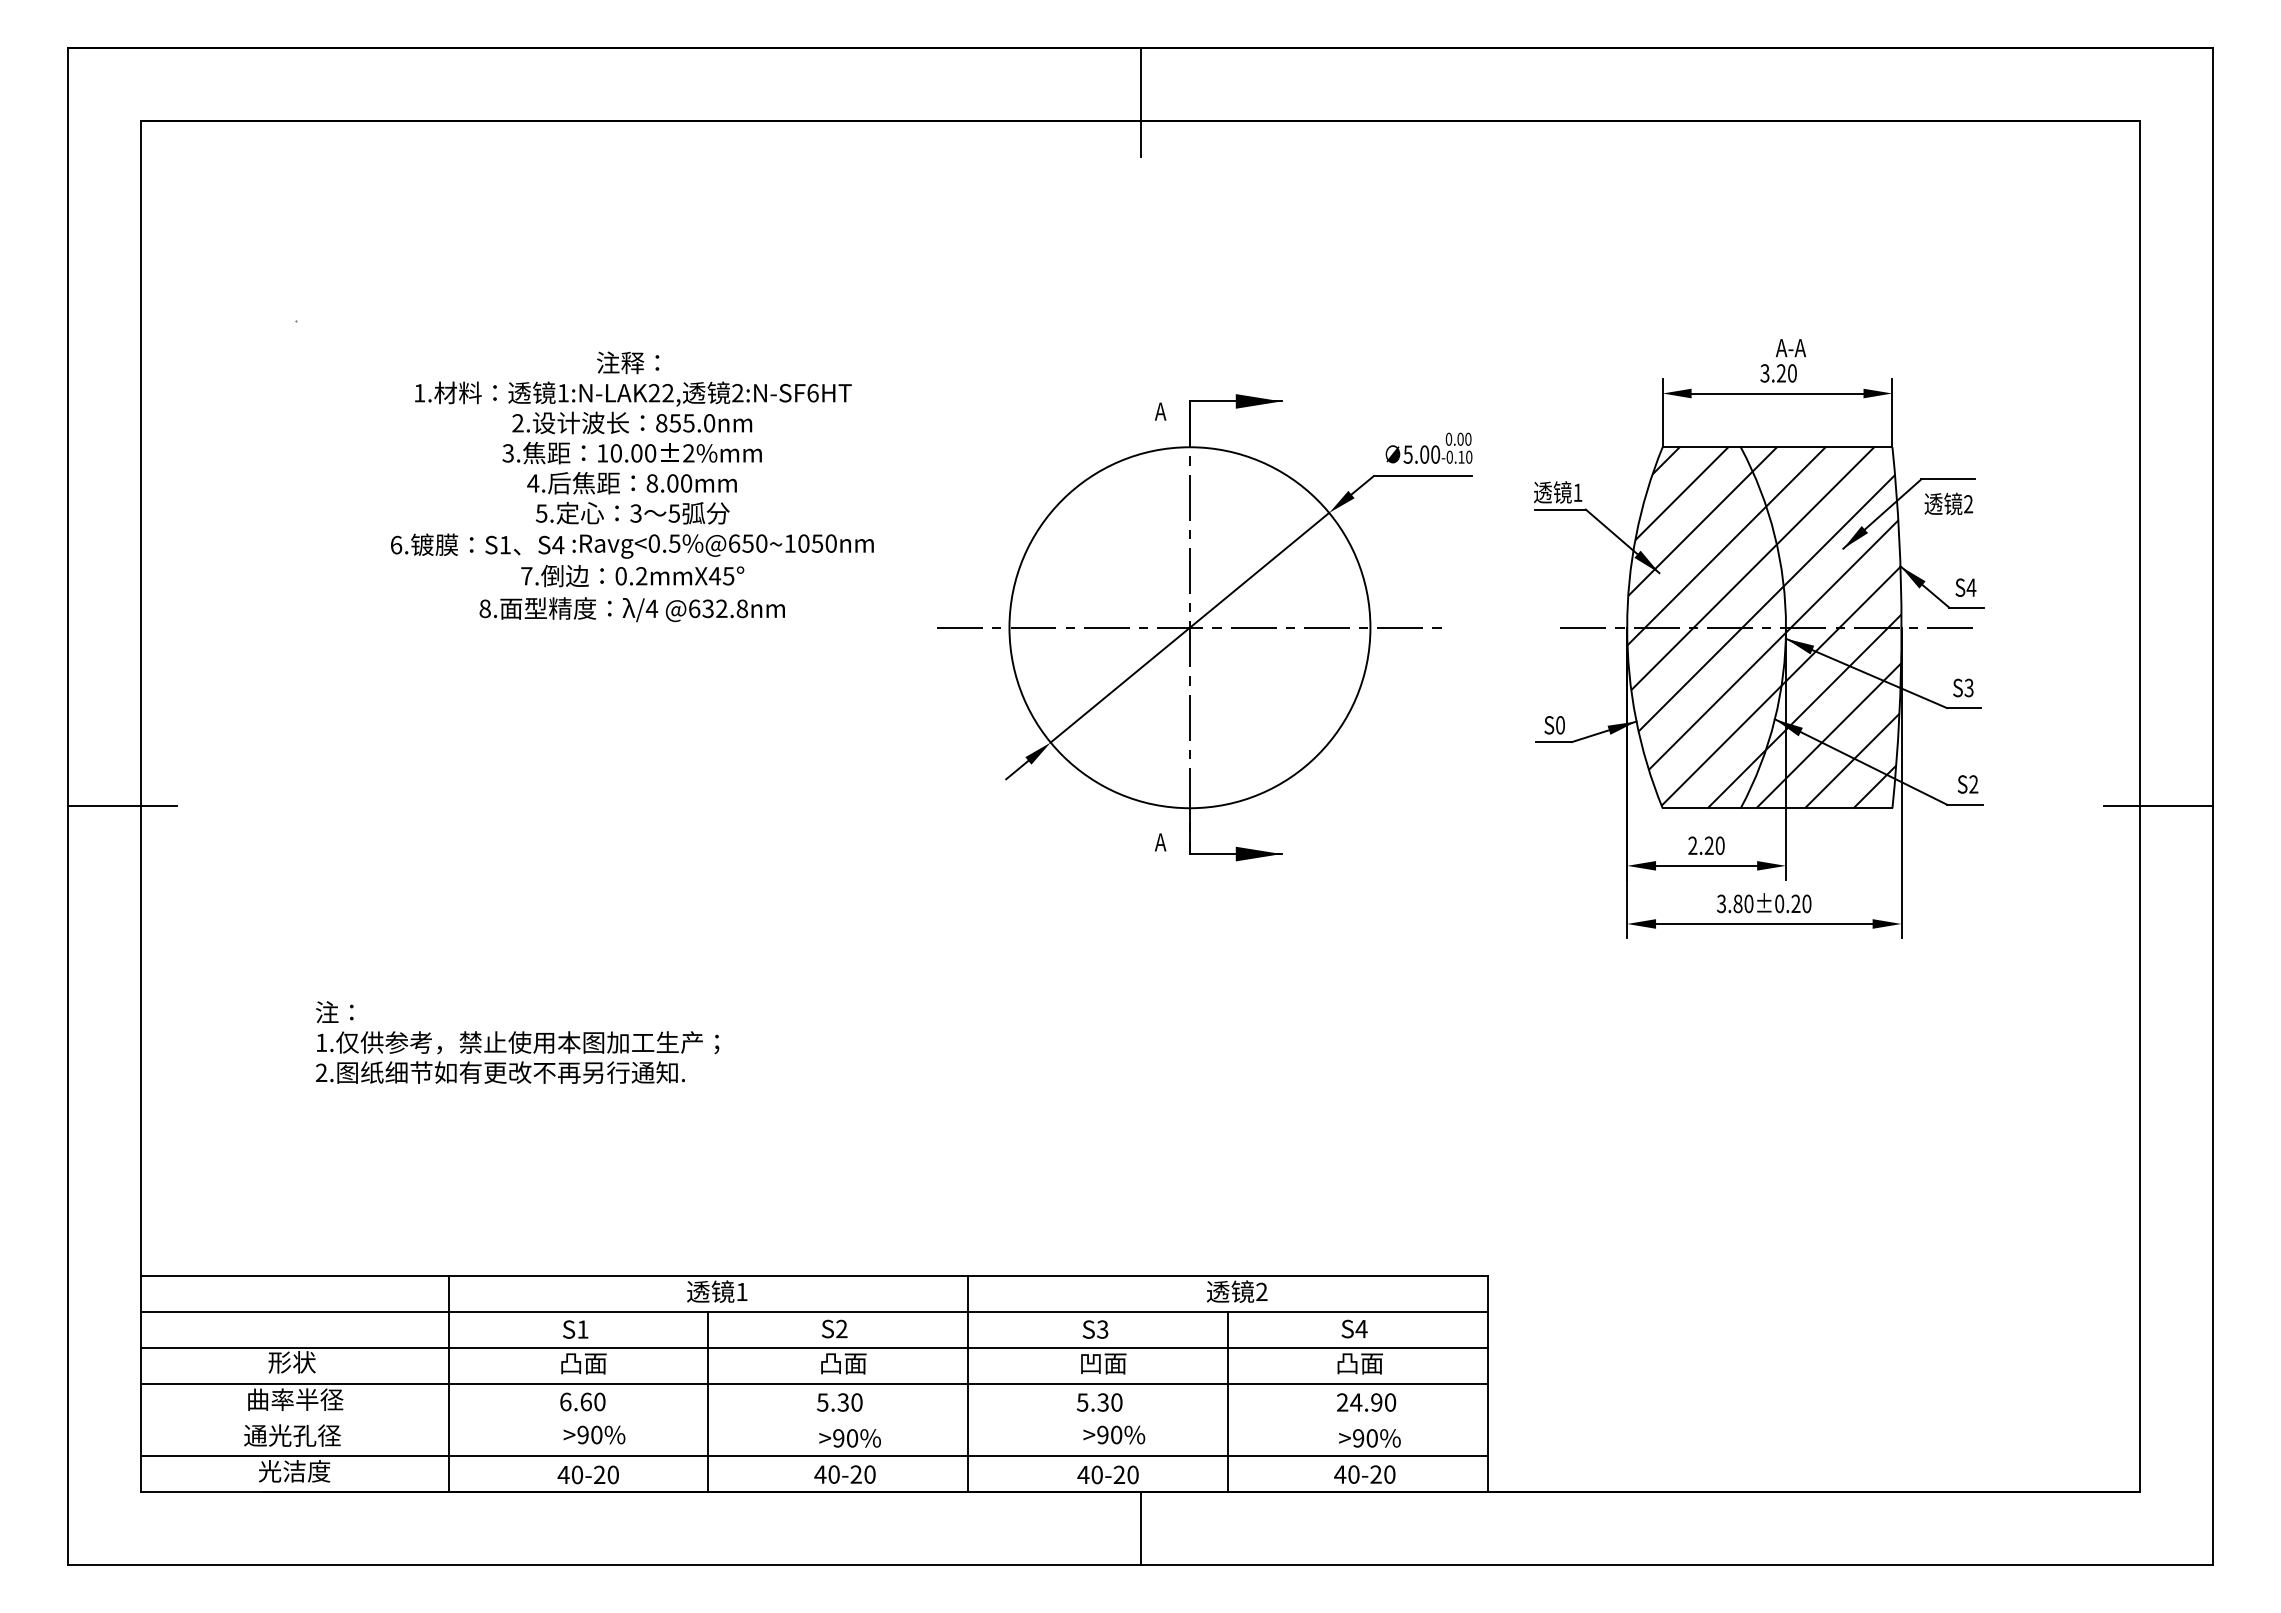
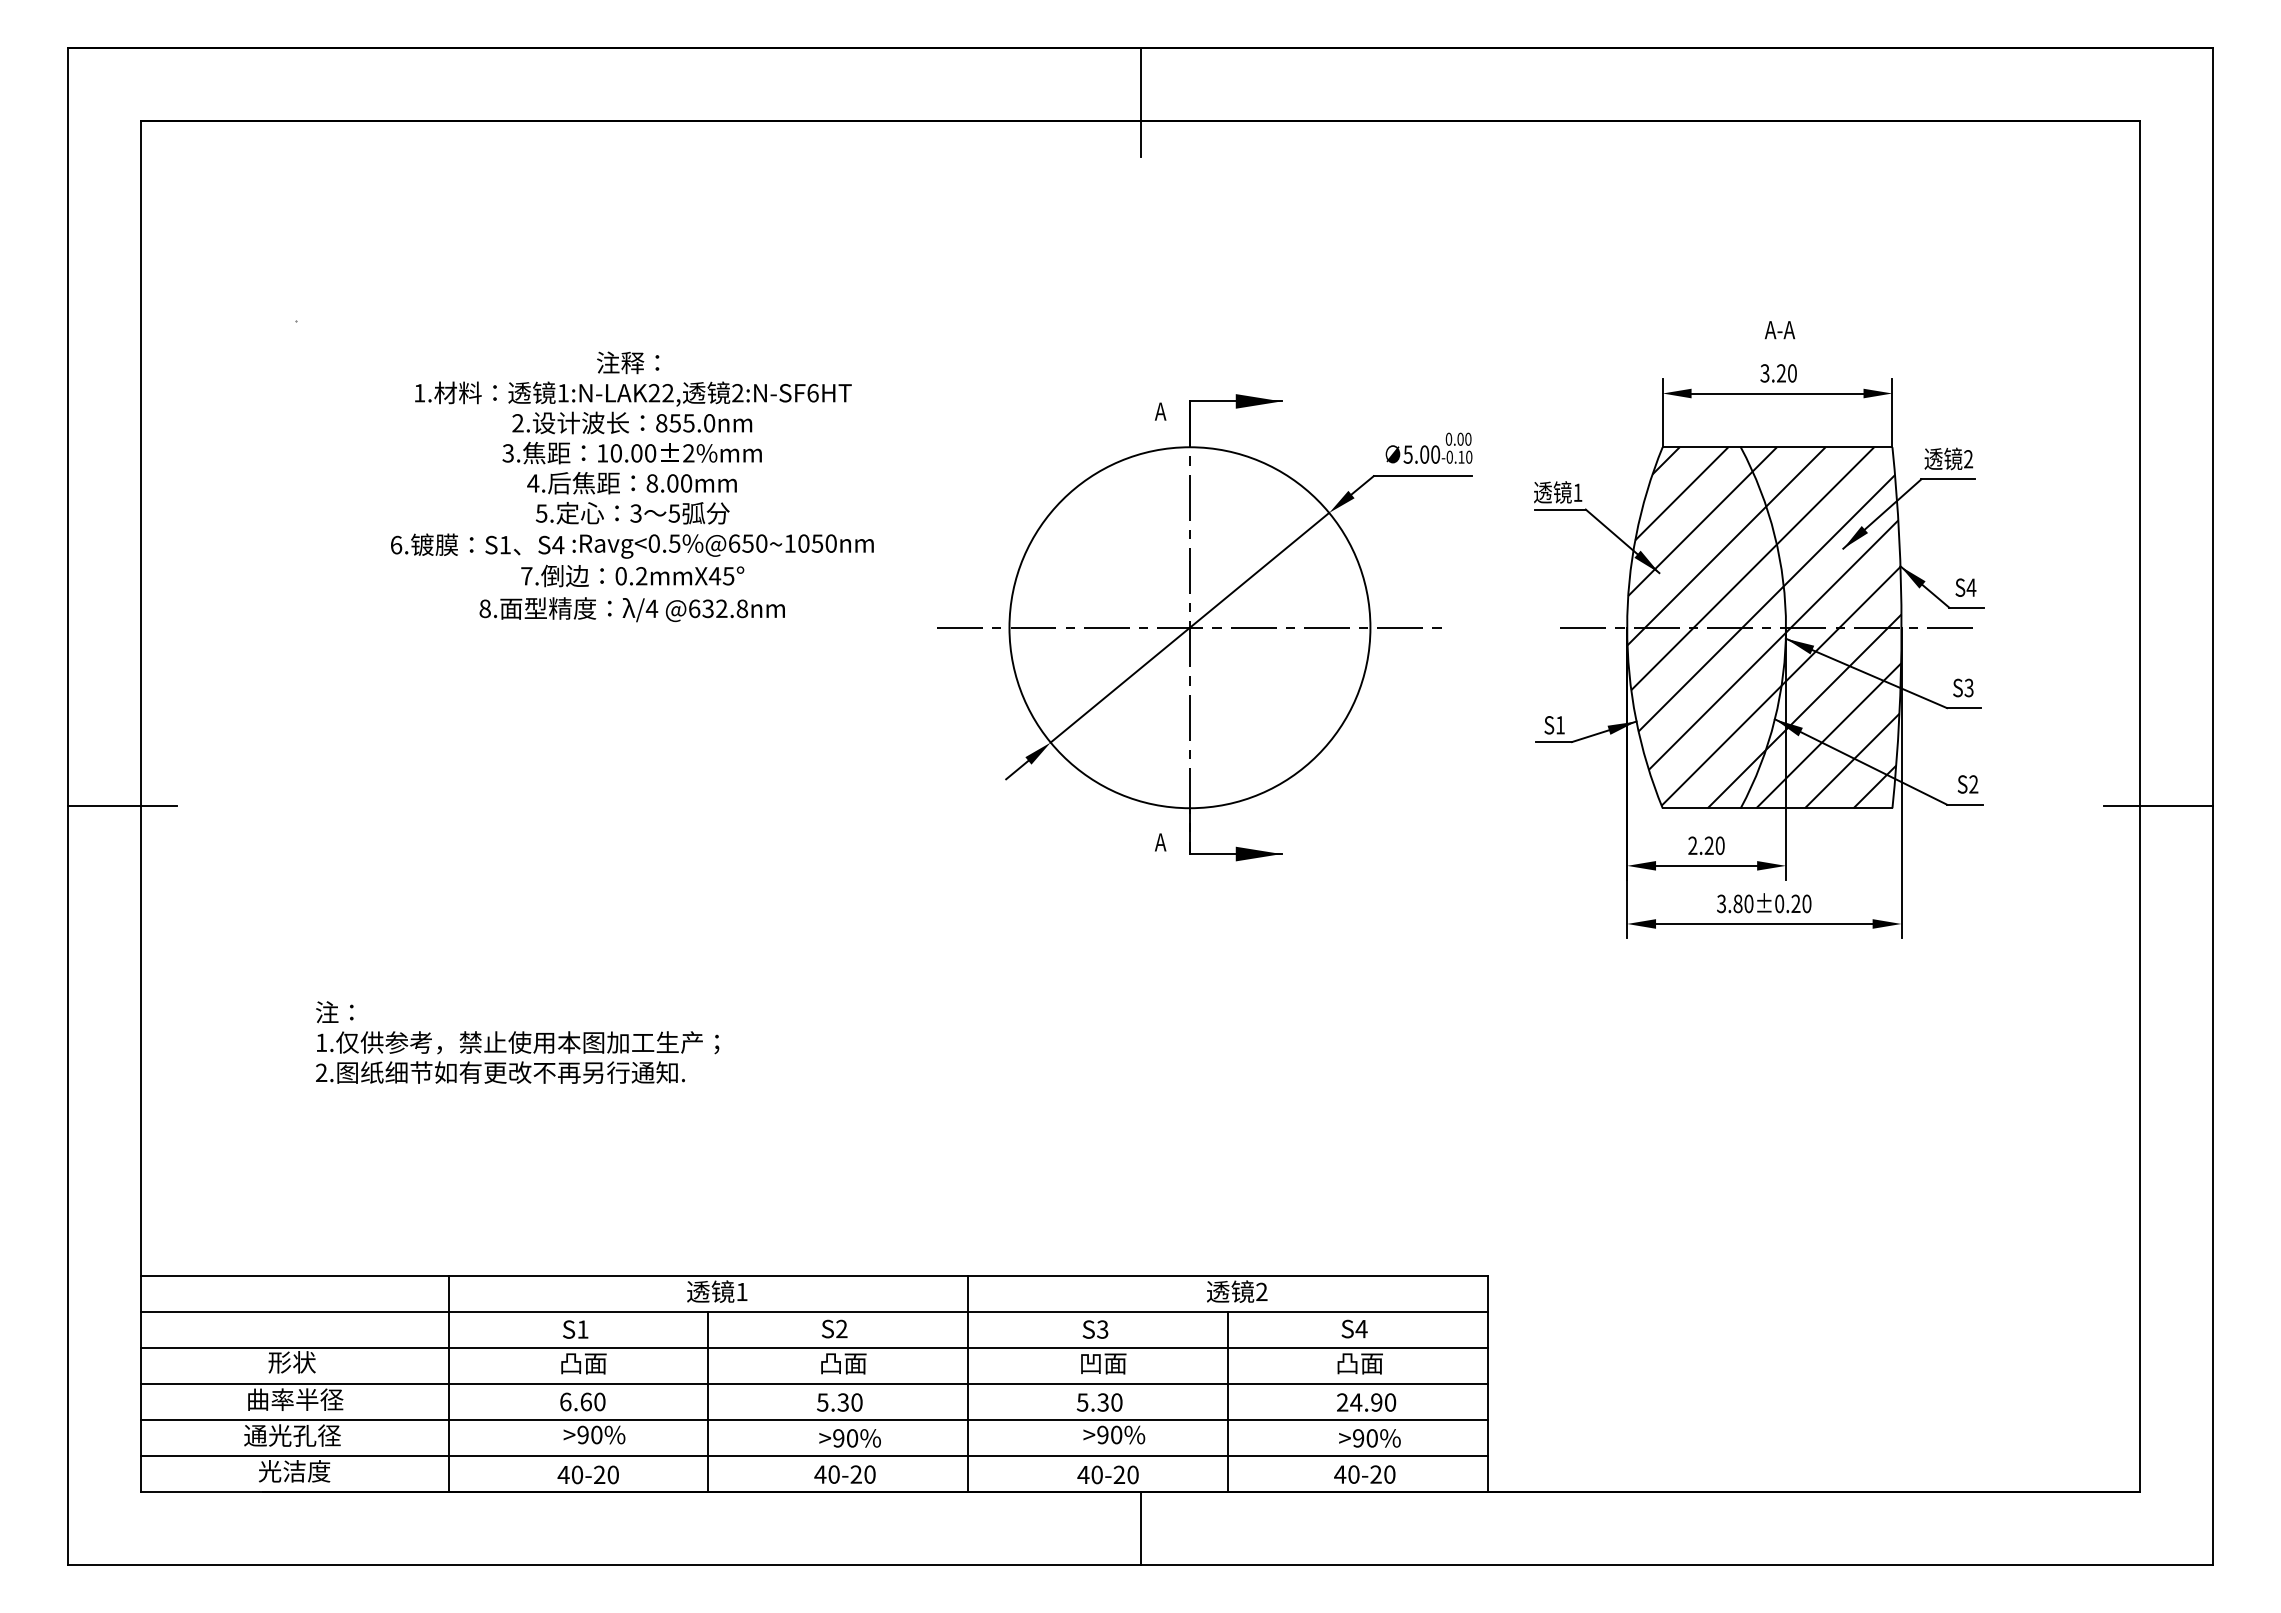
text position: (1791, 348) -> (1780, 330) (1780, 330)
text position: (1948, 503) -> (1948, 458) (1948, 458)
text: S0 -> S1 (1560, 725)
line: none -> present (814, 1420)
